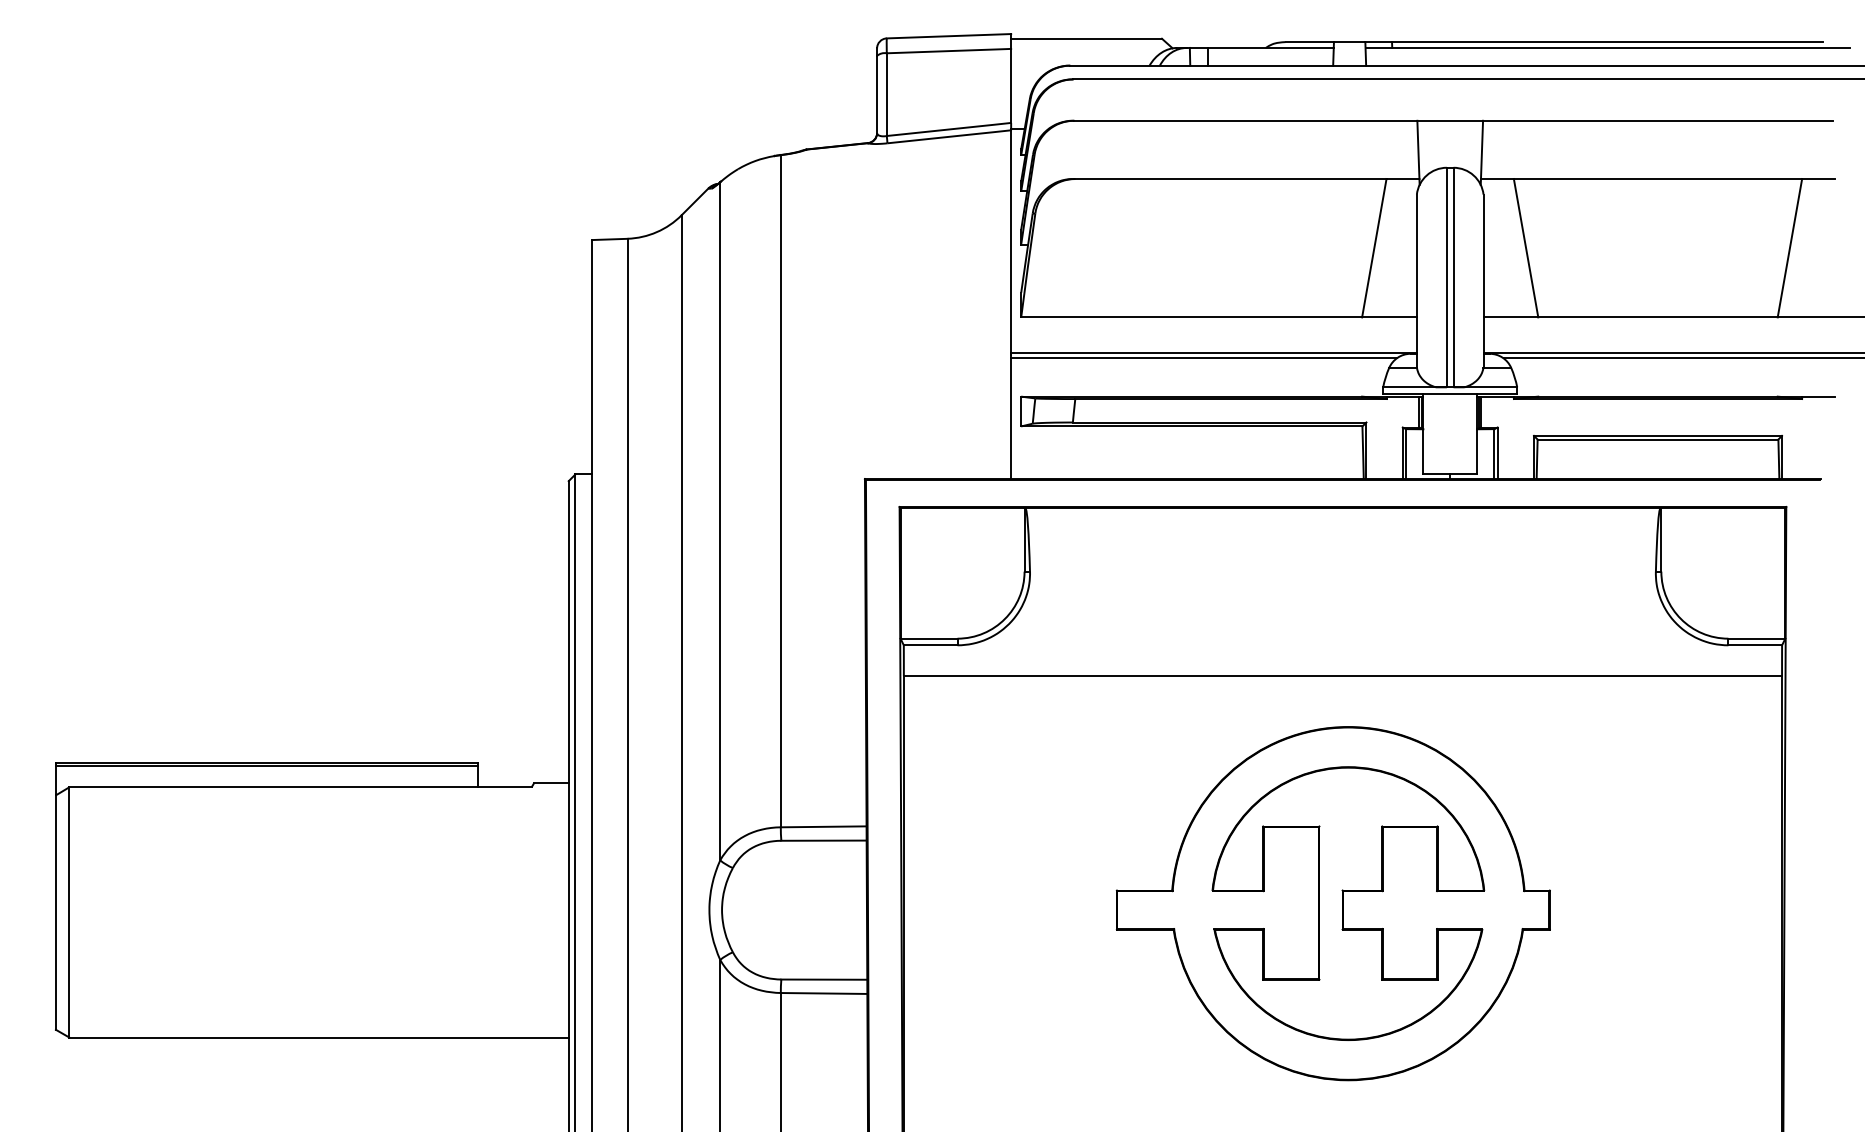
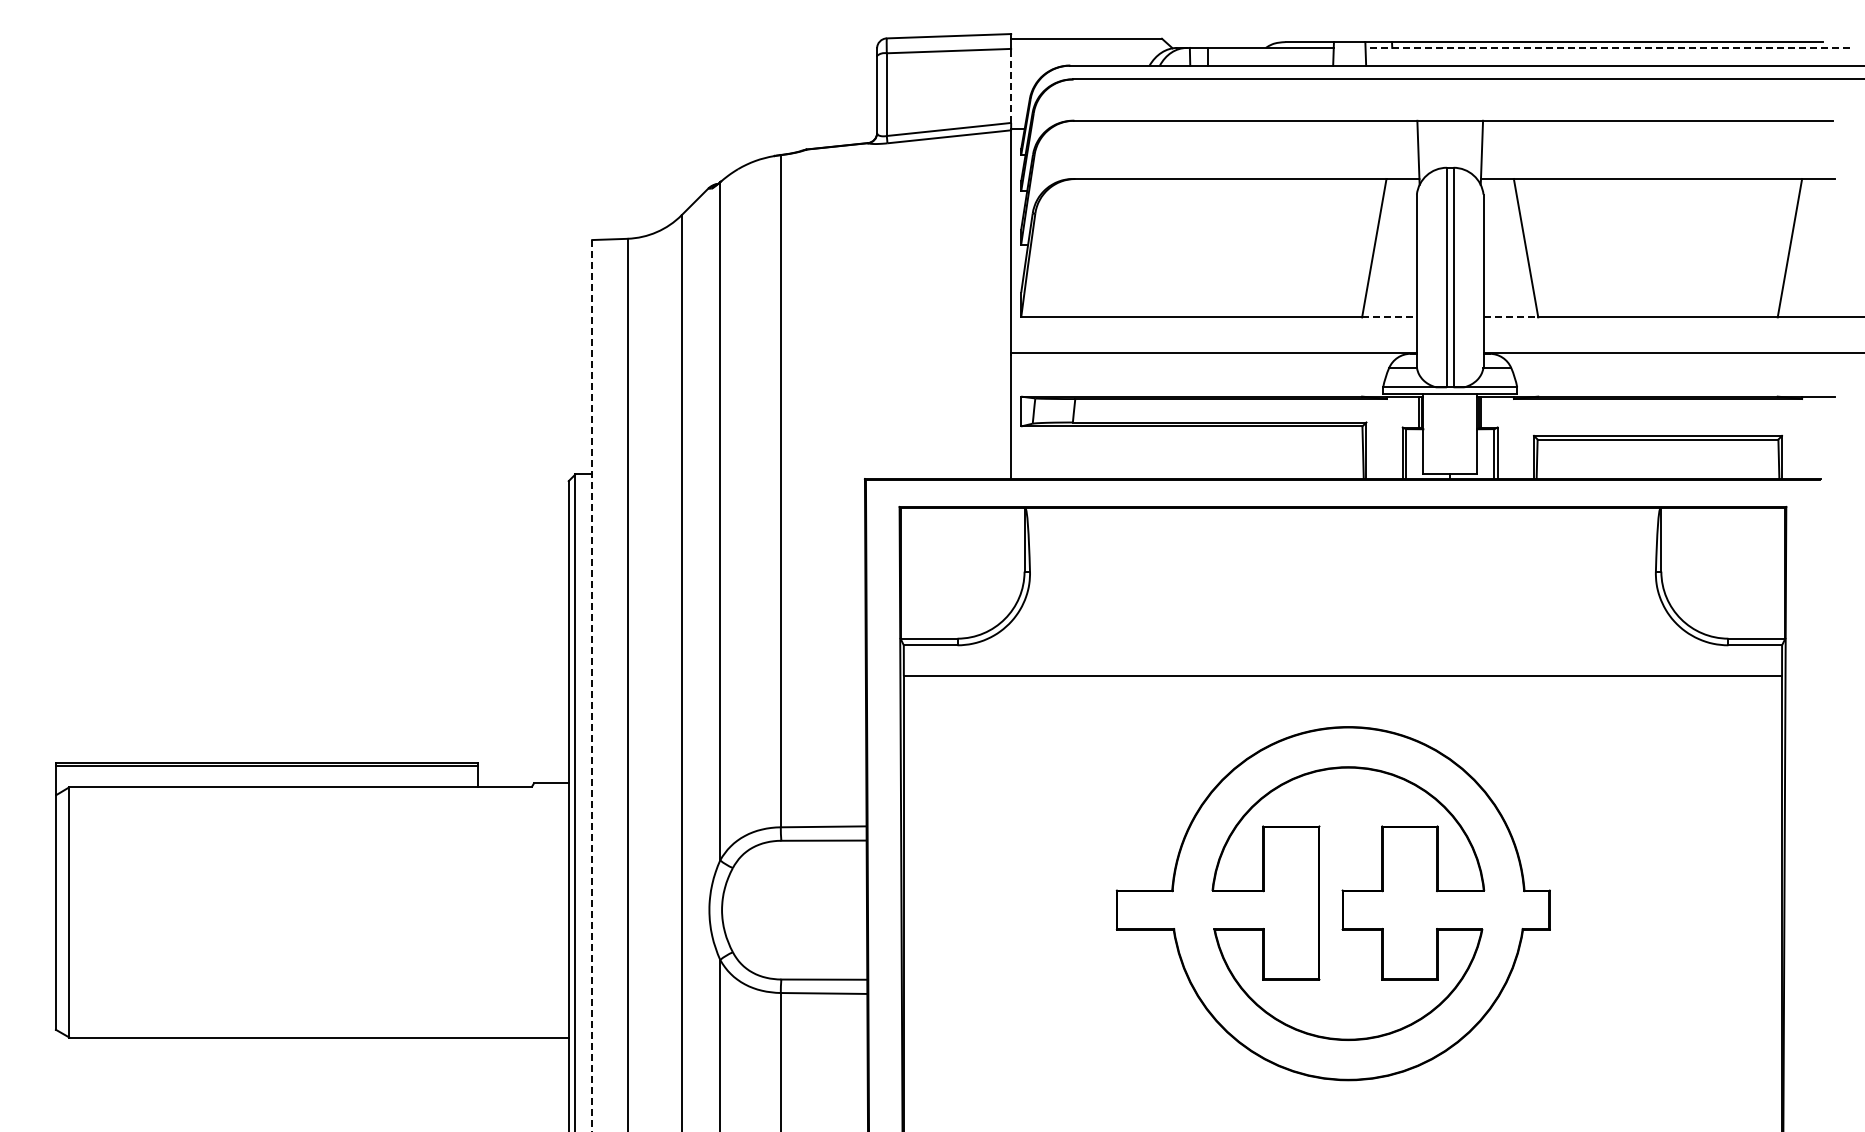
line: solid -> dashed (1607, 47)
line: solid -> dashed (1011, 85)
line: solid -> dashed (1390, 317)
line: solid -> dashed (1511, 317)
line: present -> none (1203, 358)
line: present -> none (1682, 358)
line: solid -> dashed (592, 685)
